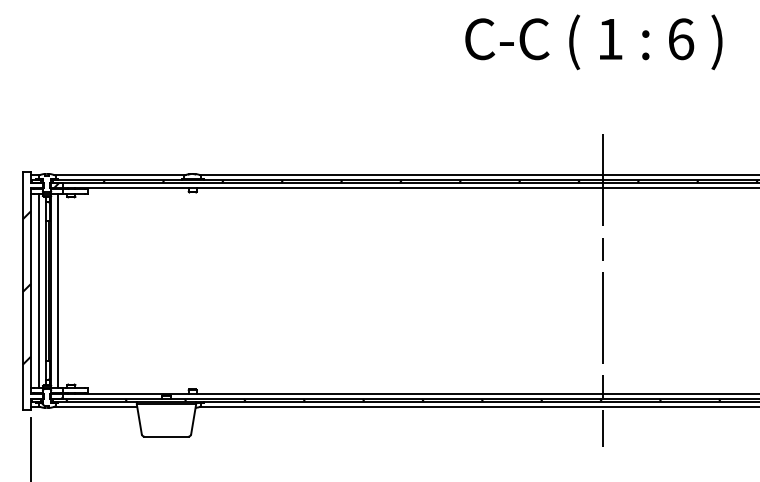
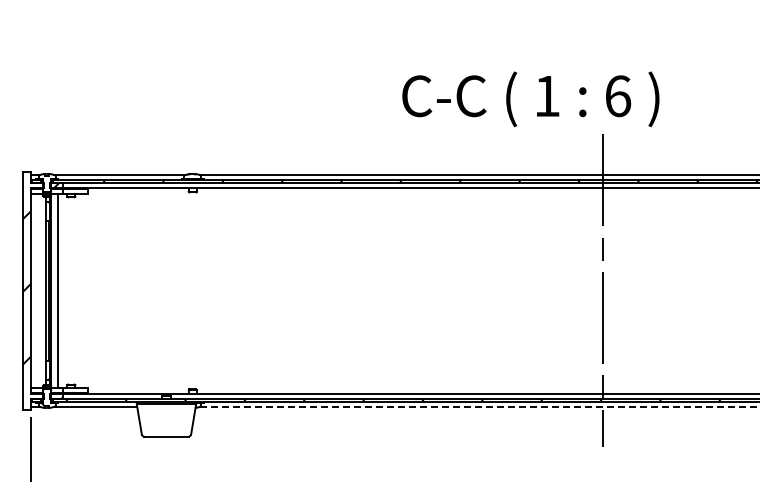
text position: (593, 42) -> (530, 99) (530, 99)
line: present -> none (38, 290)
line: solid -> dashed (479, 406)
